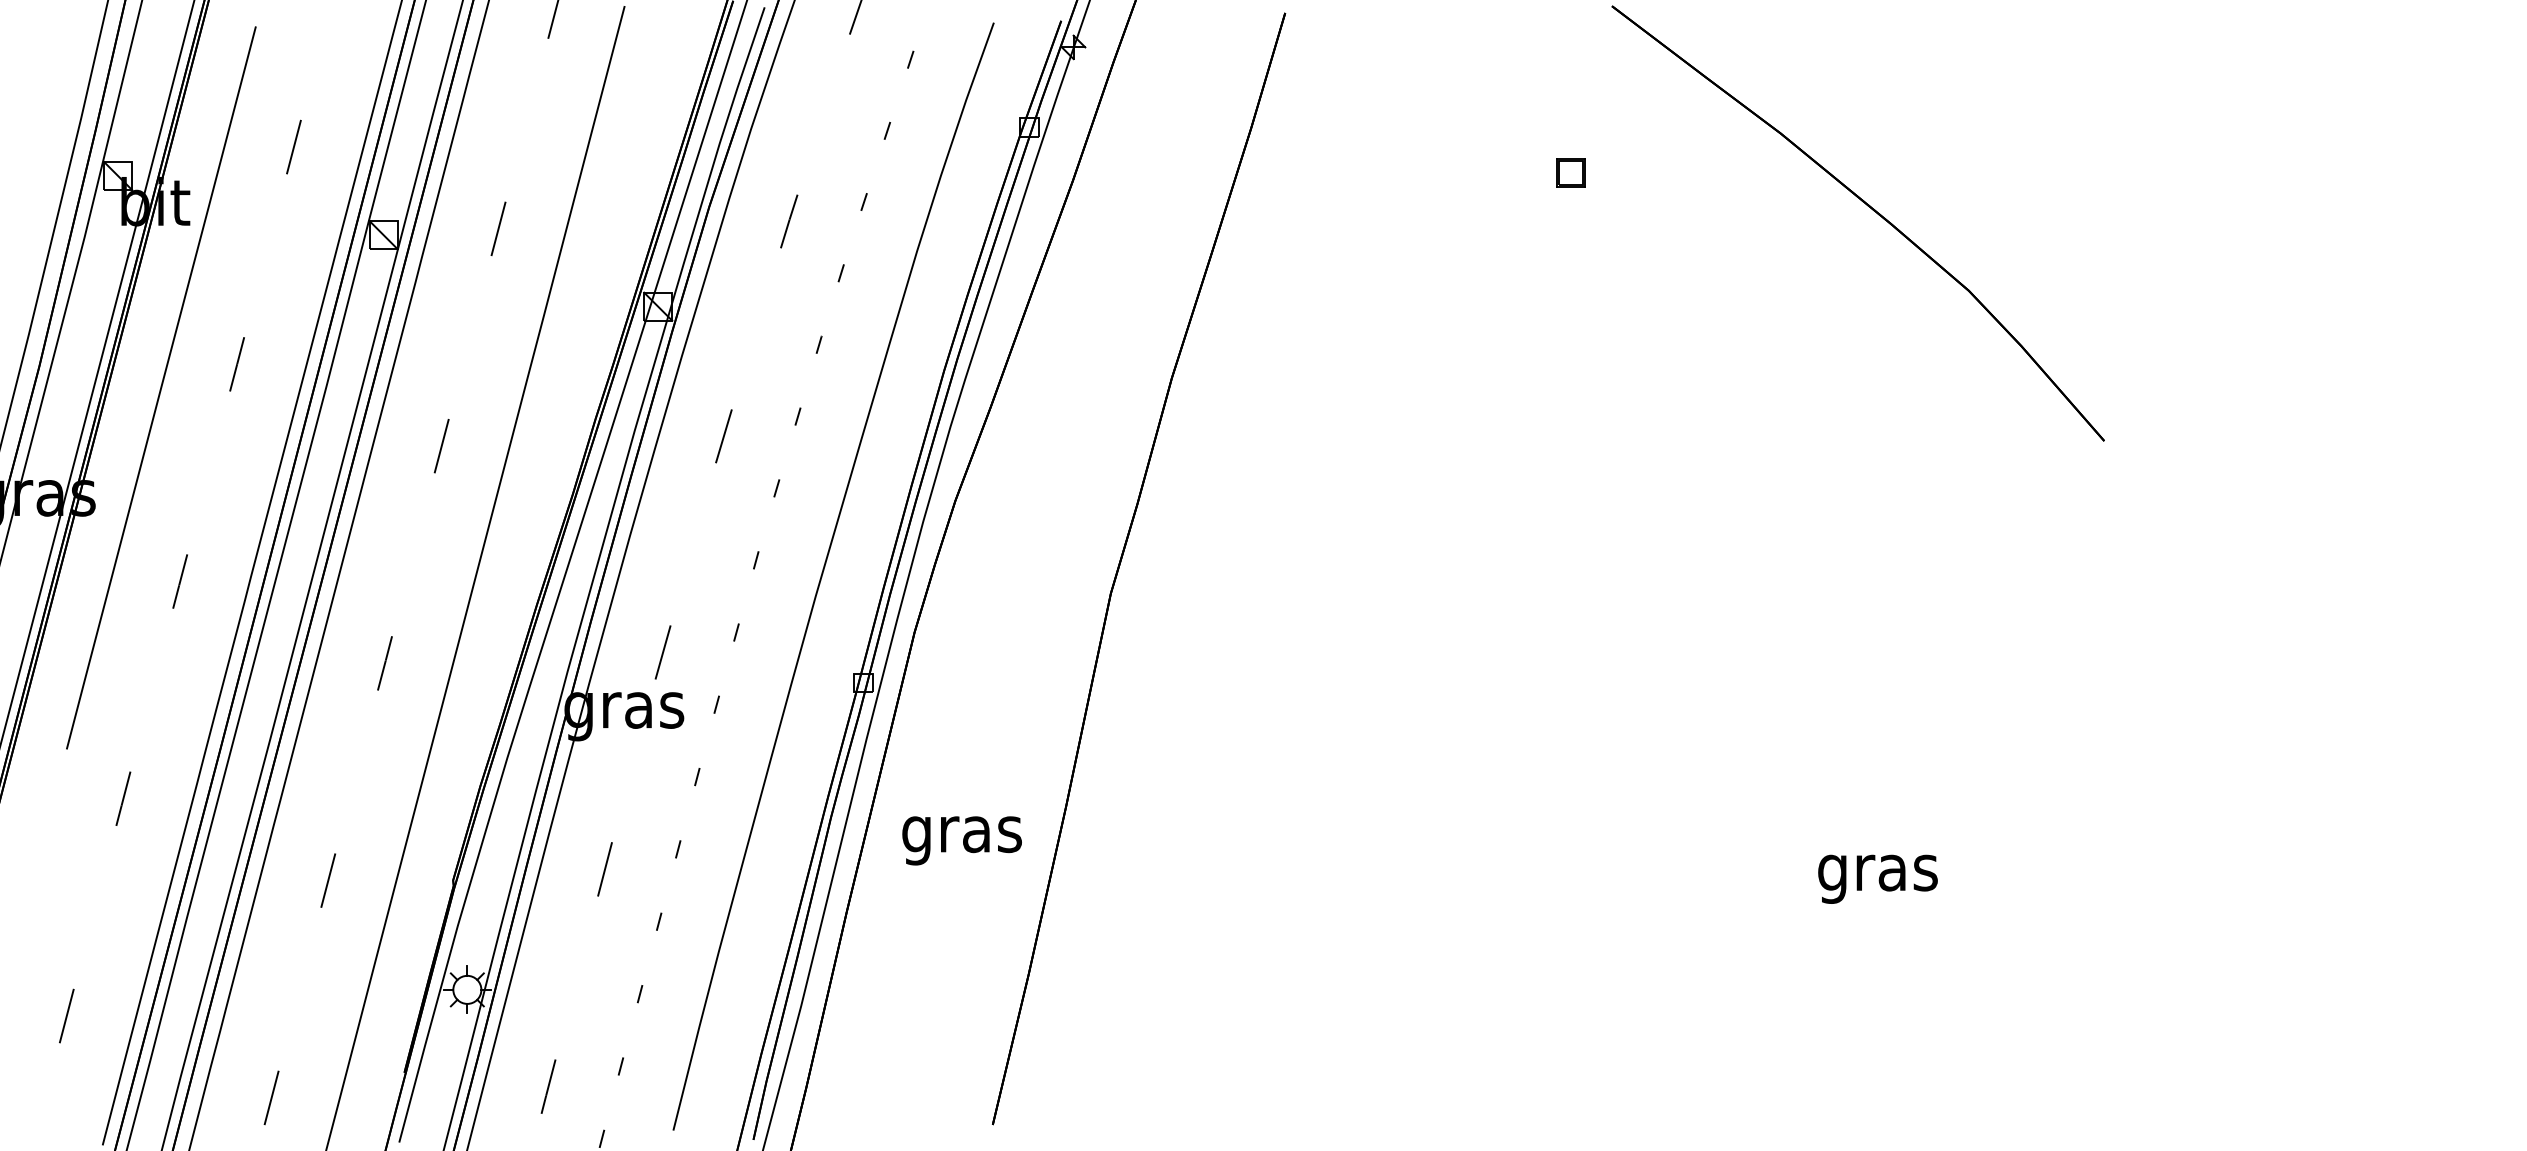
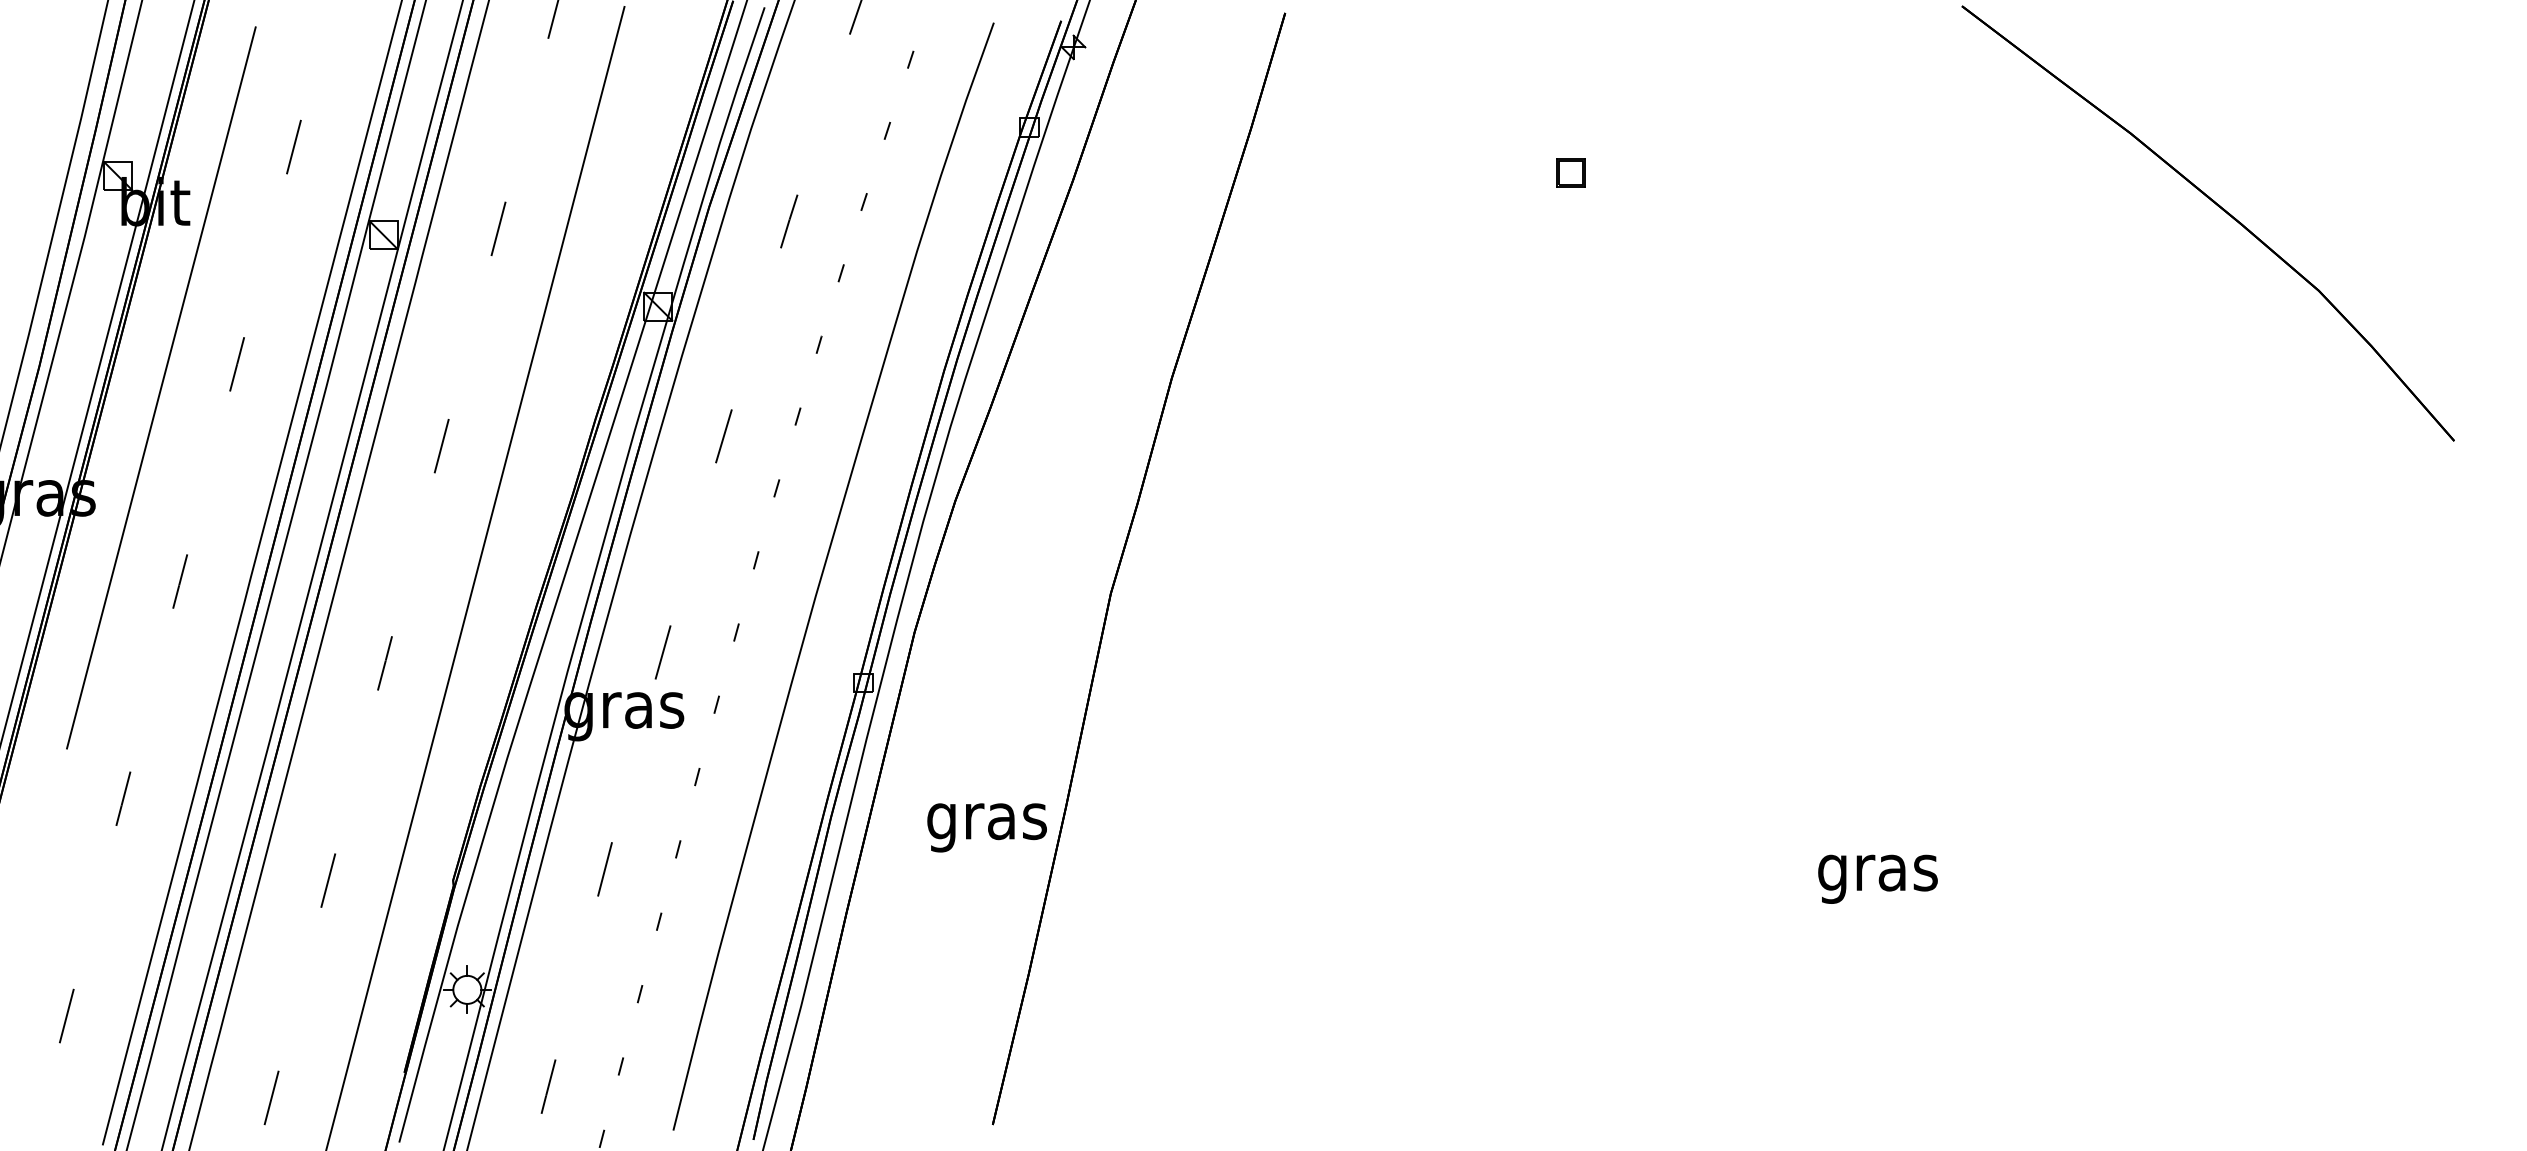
part position: (1867, 206) -> (2217, 206) (2217, 206)
text position: (961, 840) -> (986, 827) (986, 827)
